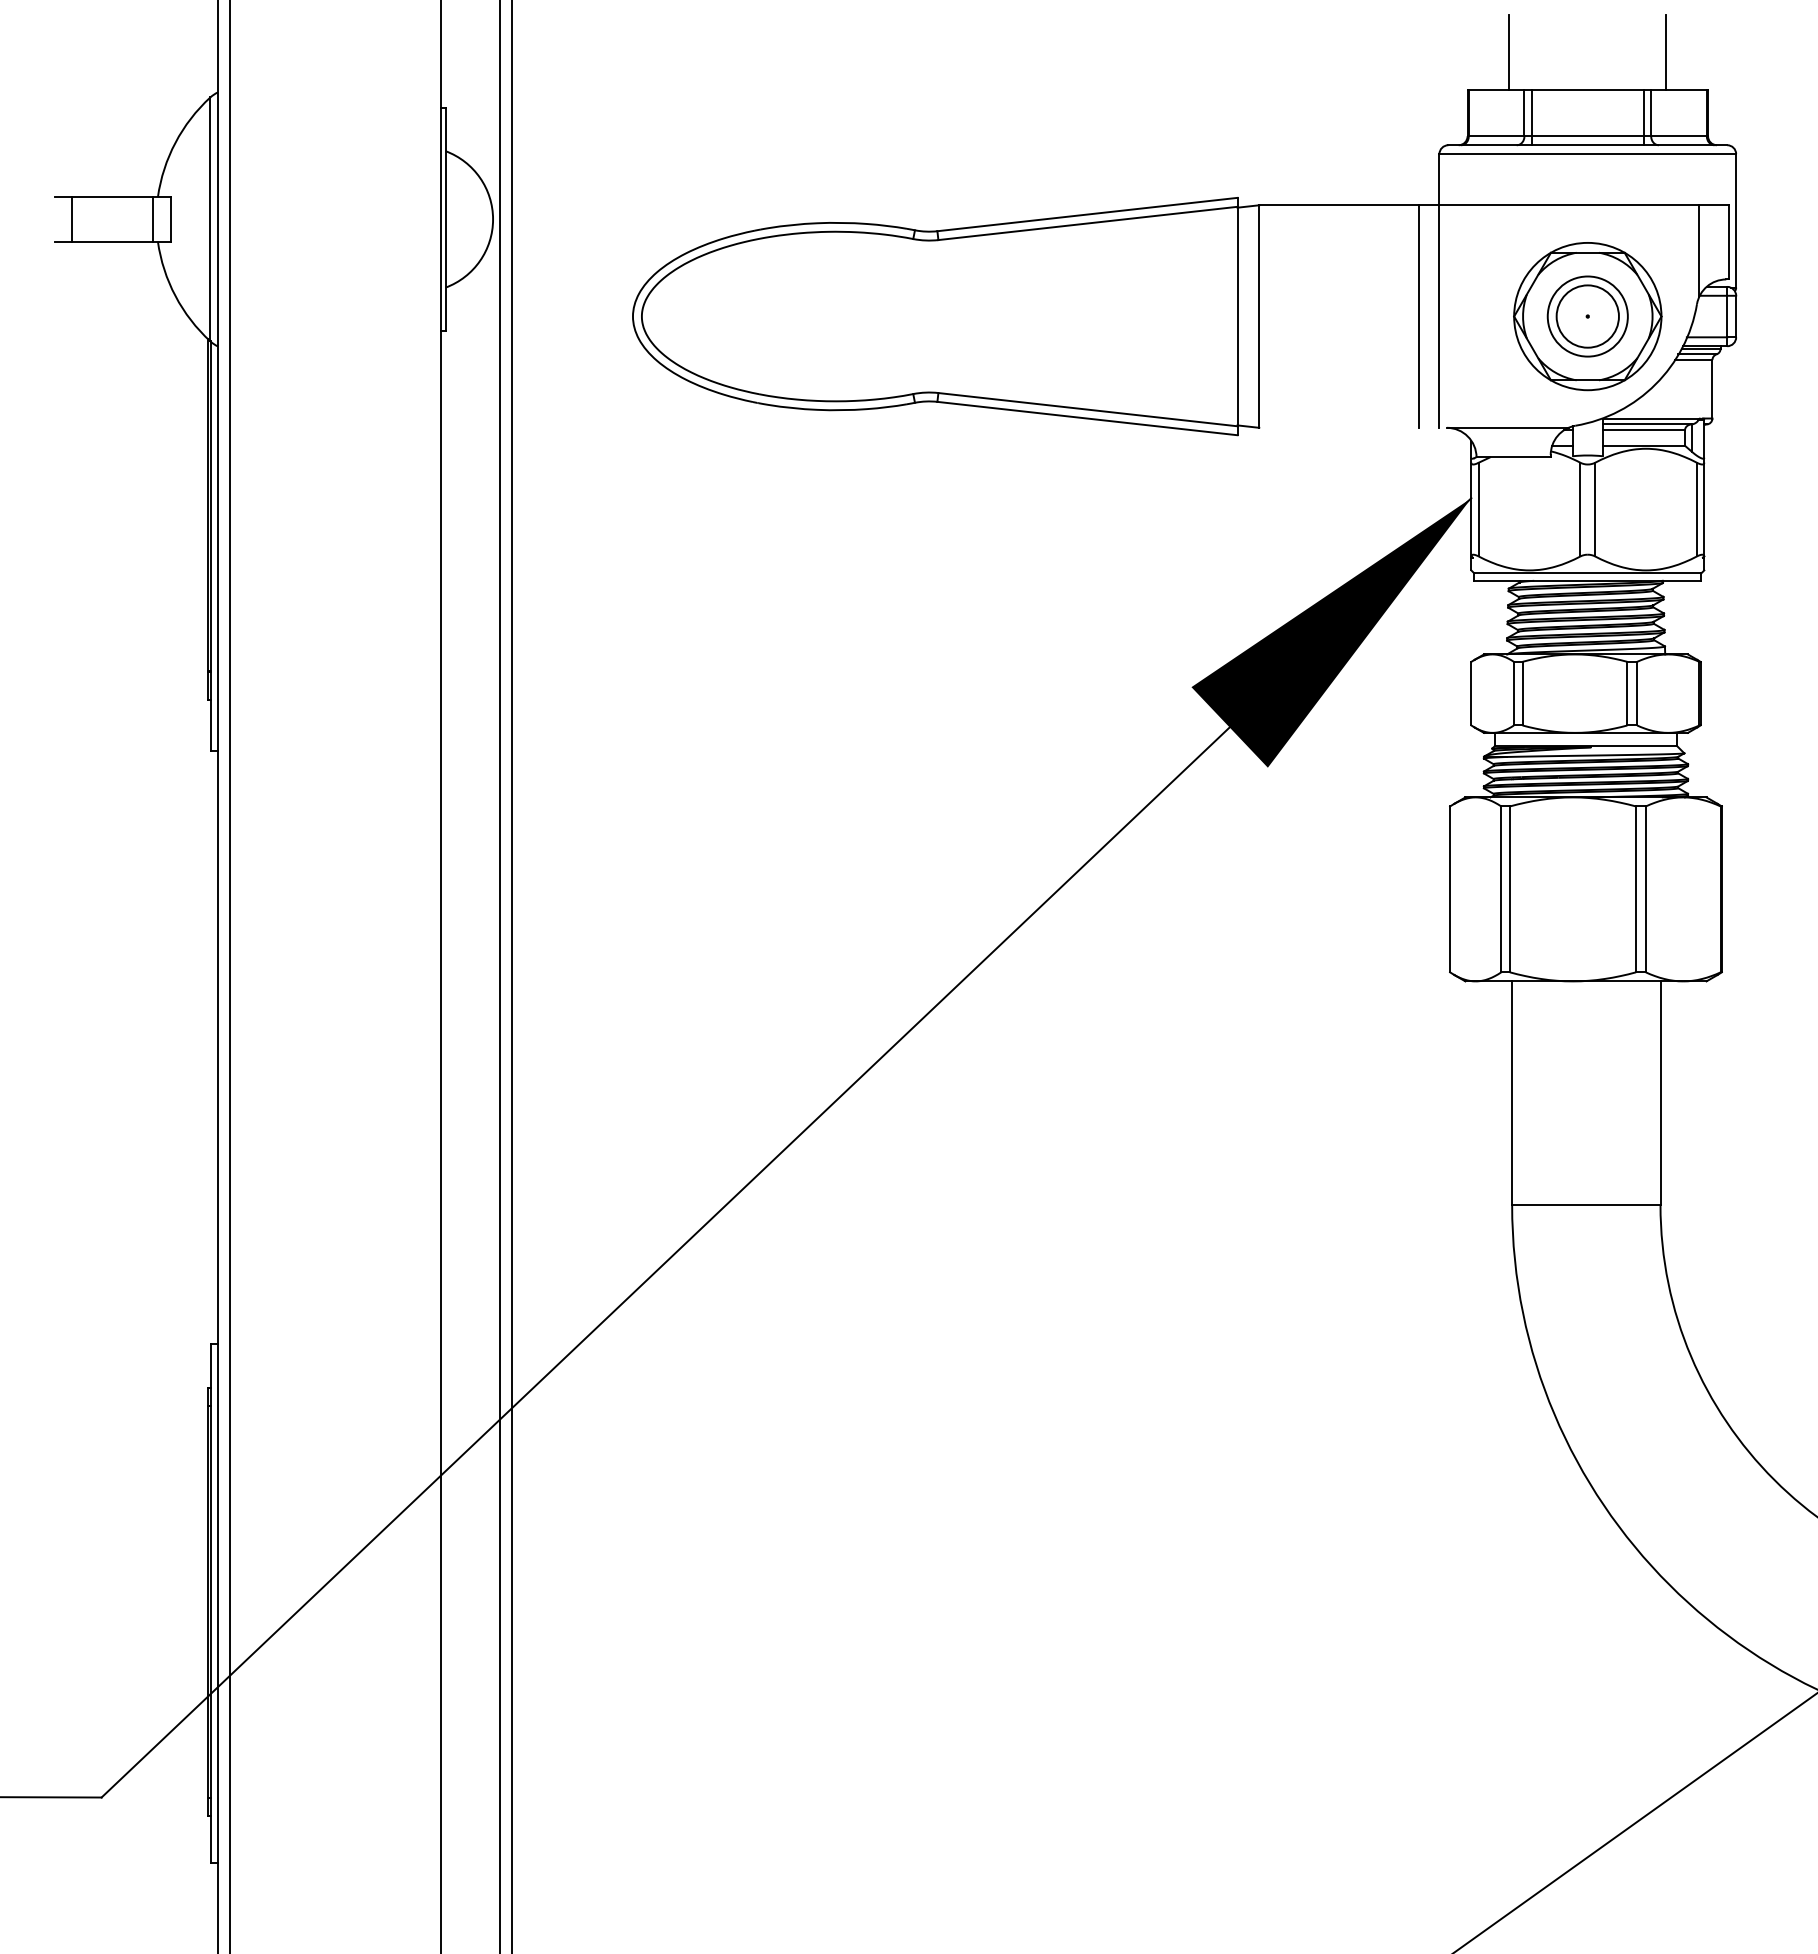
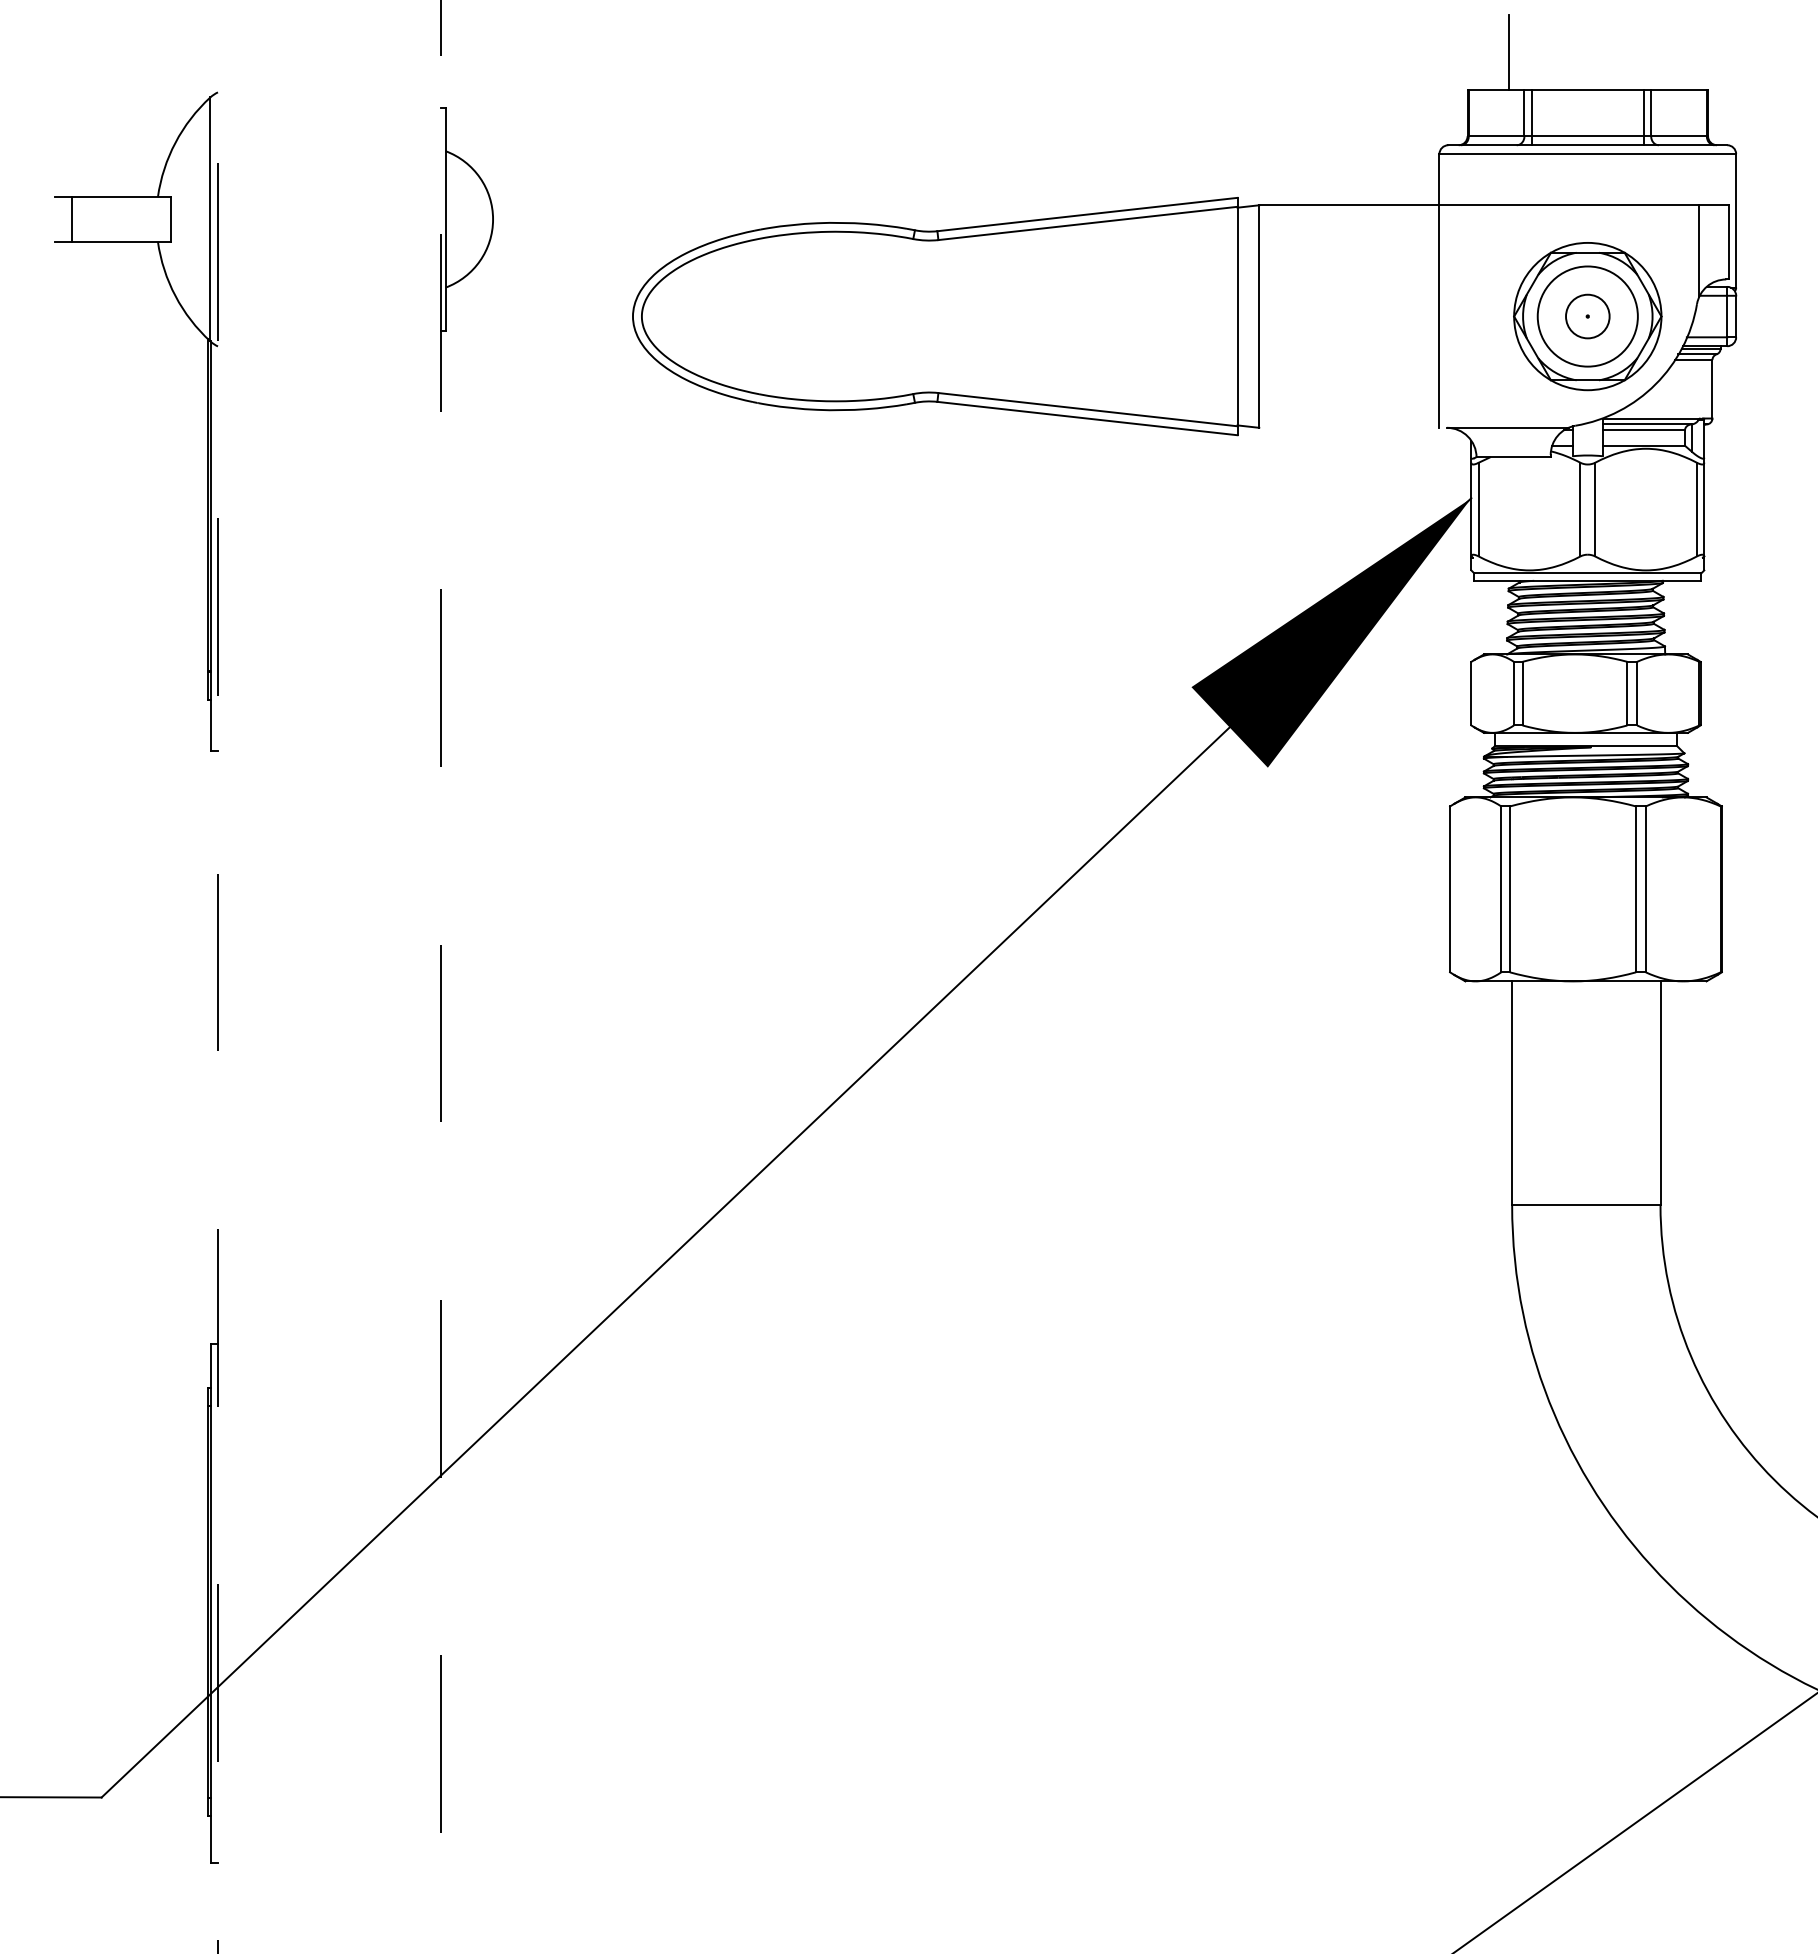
line: present -> none (1666, 52)
line: present -> none (153, 219)
line: present -> none (1419, 316)
circle diameter: 62 px -> 44 px (1587, 316)
circle diameter: 80 px -> 100 px (1587, 316)
line: solid -> dashed (218, 976)
line: present -> none (230, 976)
line: solid -> dashed (440, 976)
line: present -> none (499, 976)
line: present -> none (512, 976)
